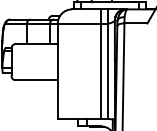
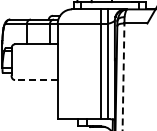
line: solid -> dashed (123, 76)
line: solid -> dashed (35, 80)
